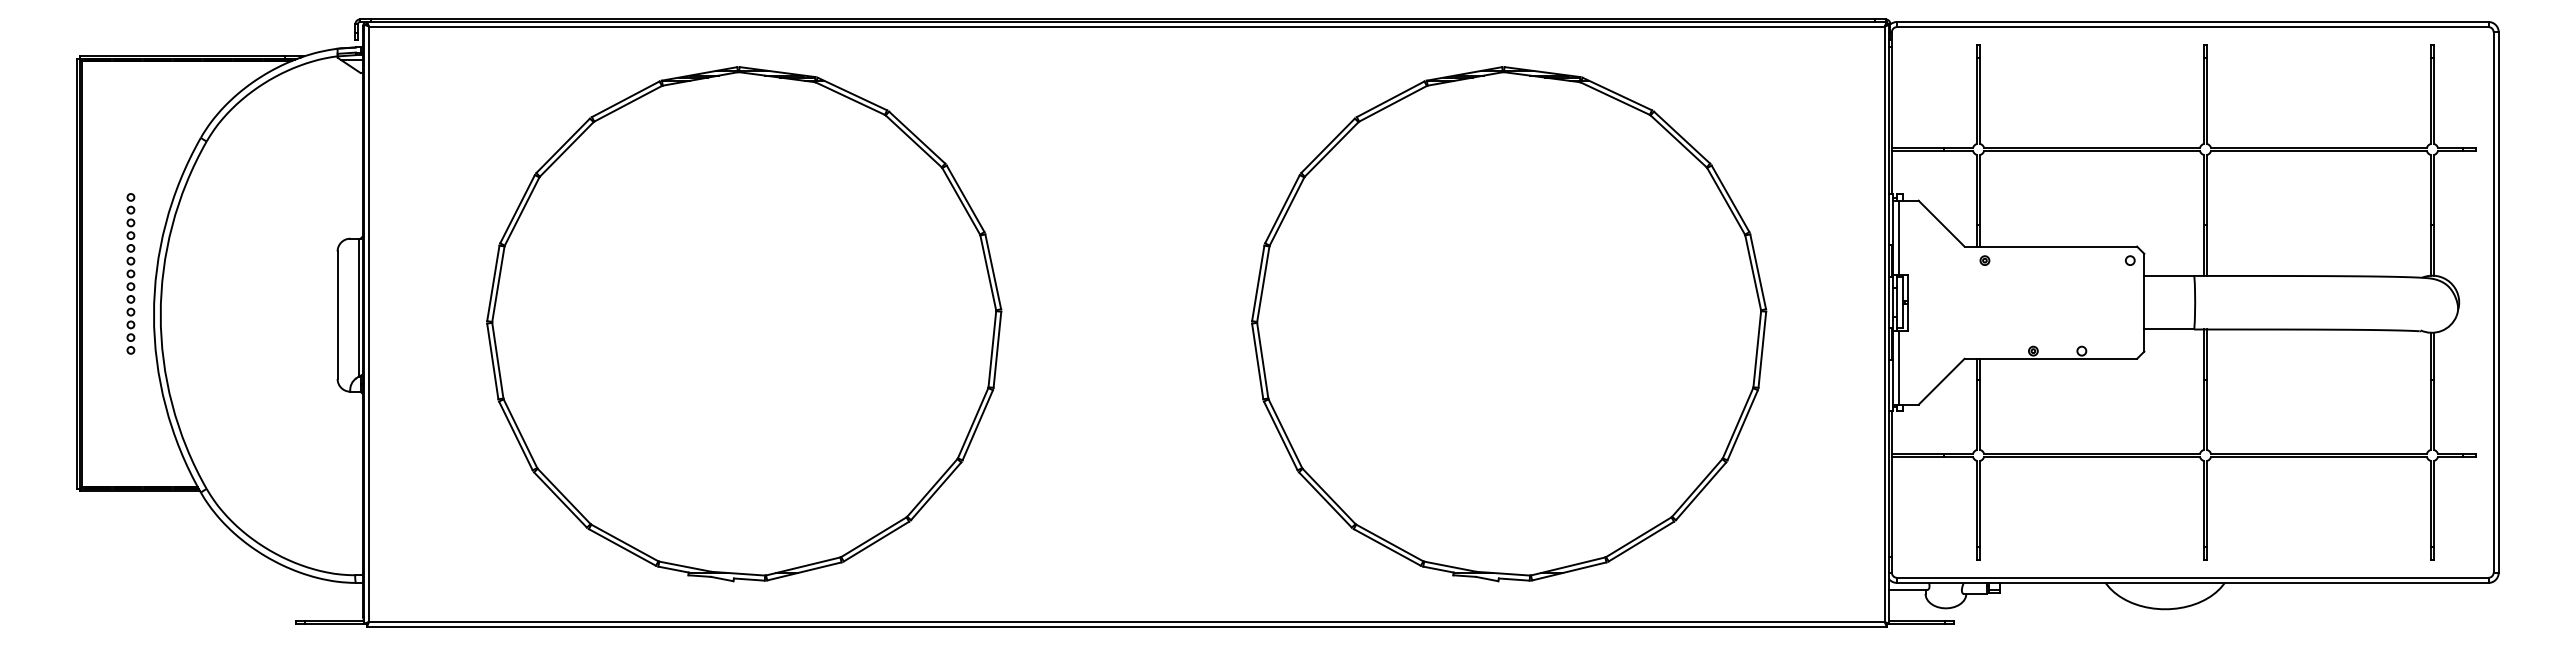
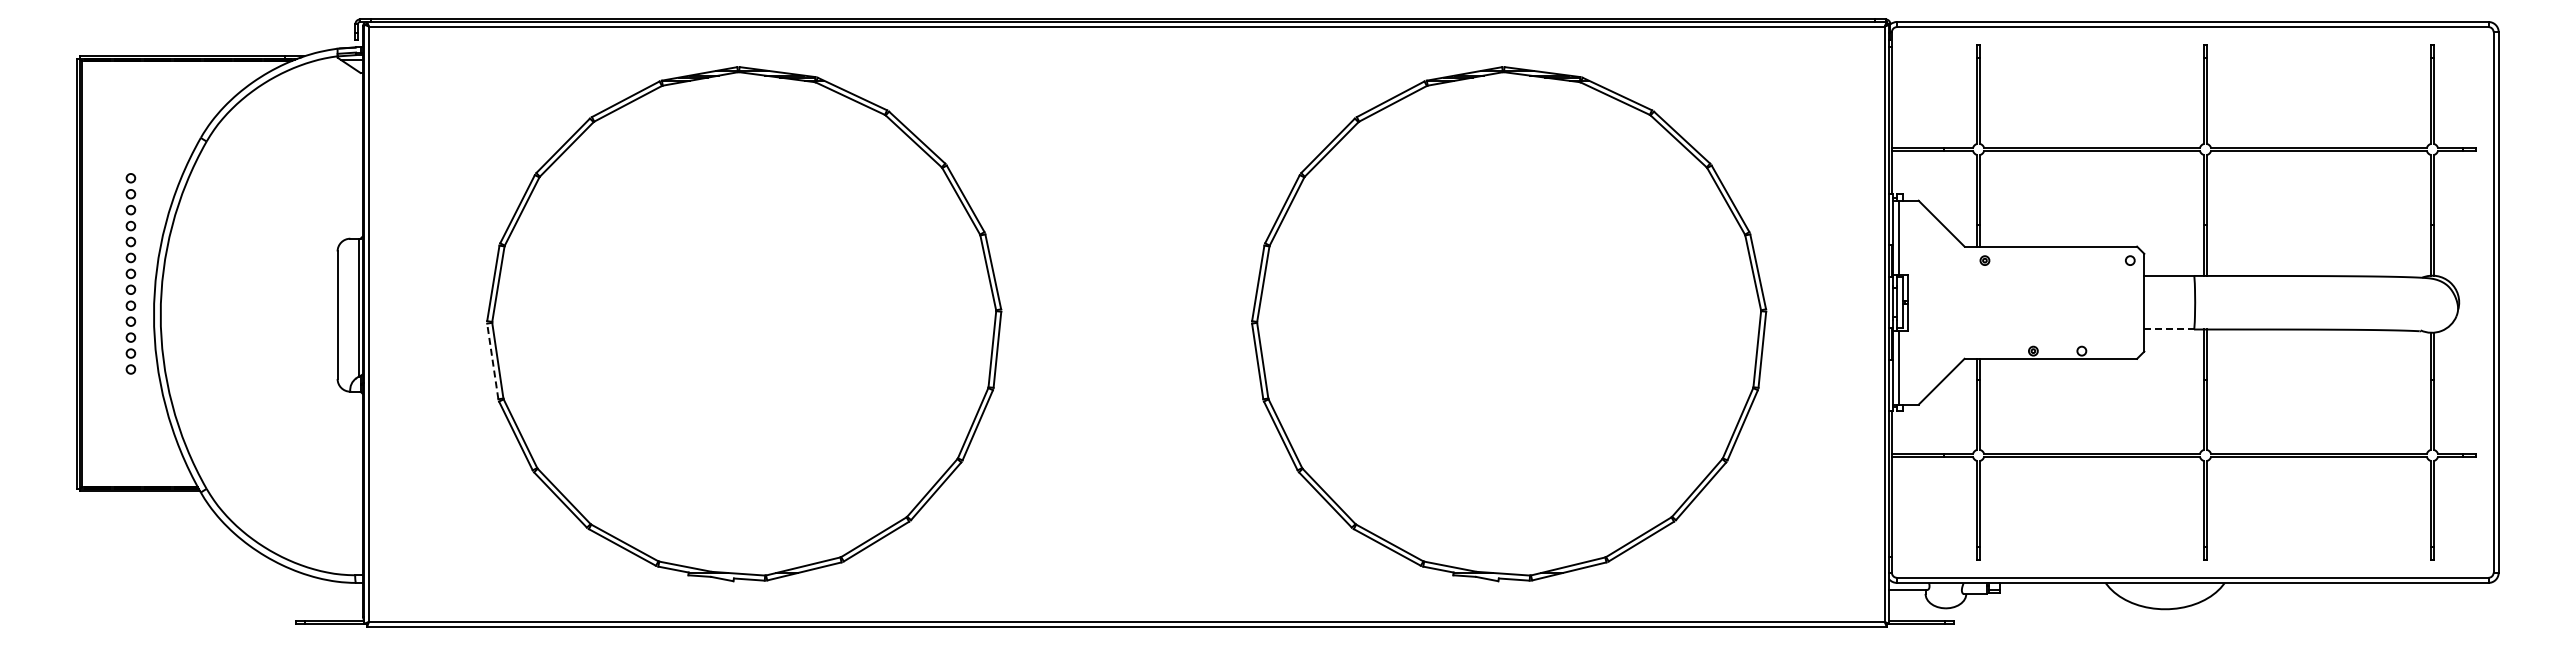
part size: 10x162 px -> 12x202 px (130, 273)
line: solid -> dashed (2169, 329)
line: solid -> dashed (492, 360)
